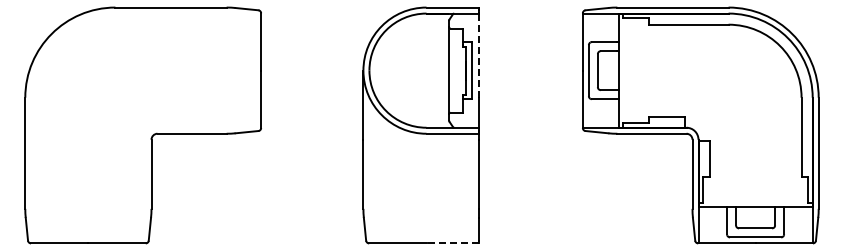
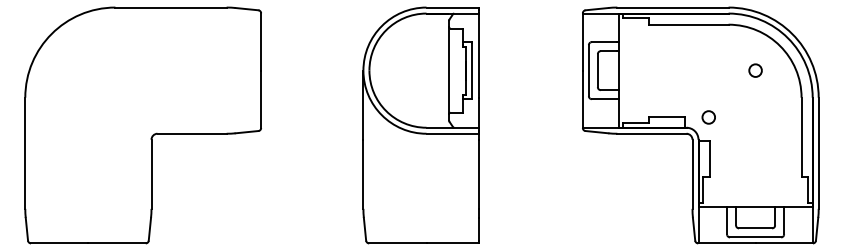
line: dashed -> solid (479, 55)
circle: none -> present (755, 70)
circle: none -> present (708, 117)
line: dashed -> solid (452, 243)
